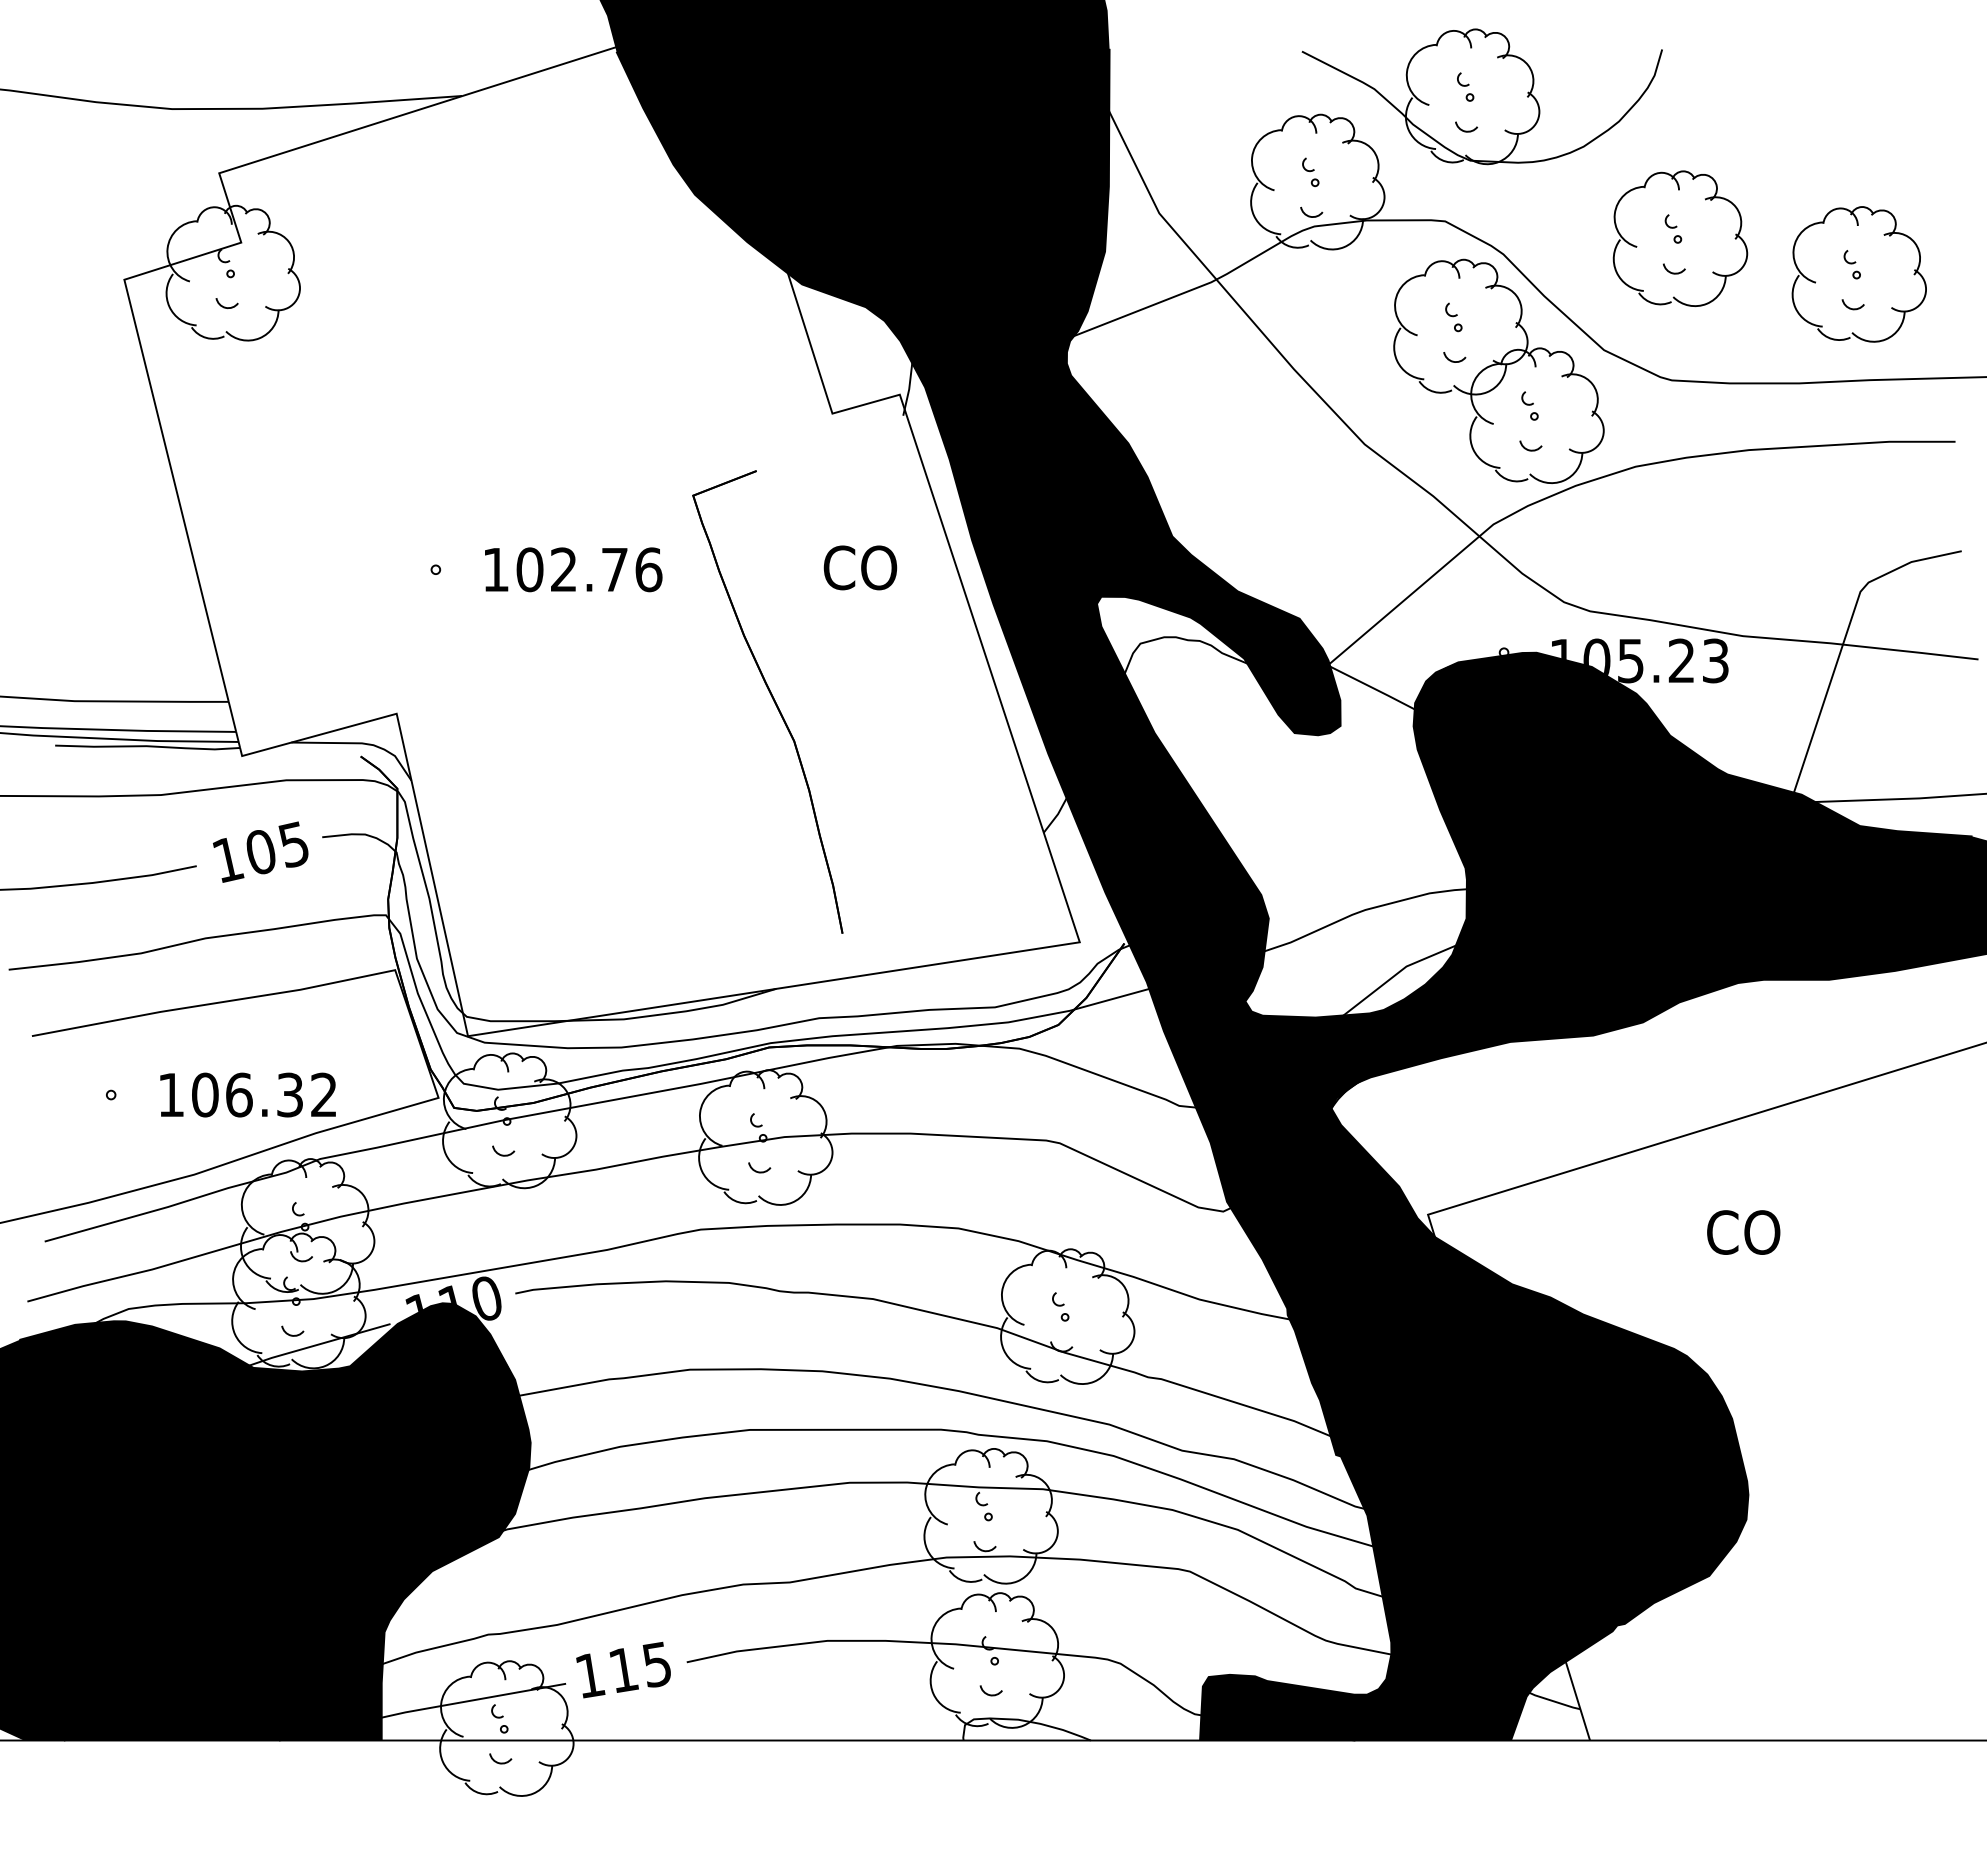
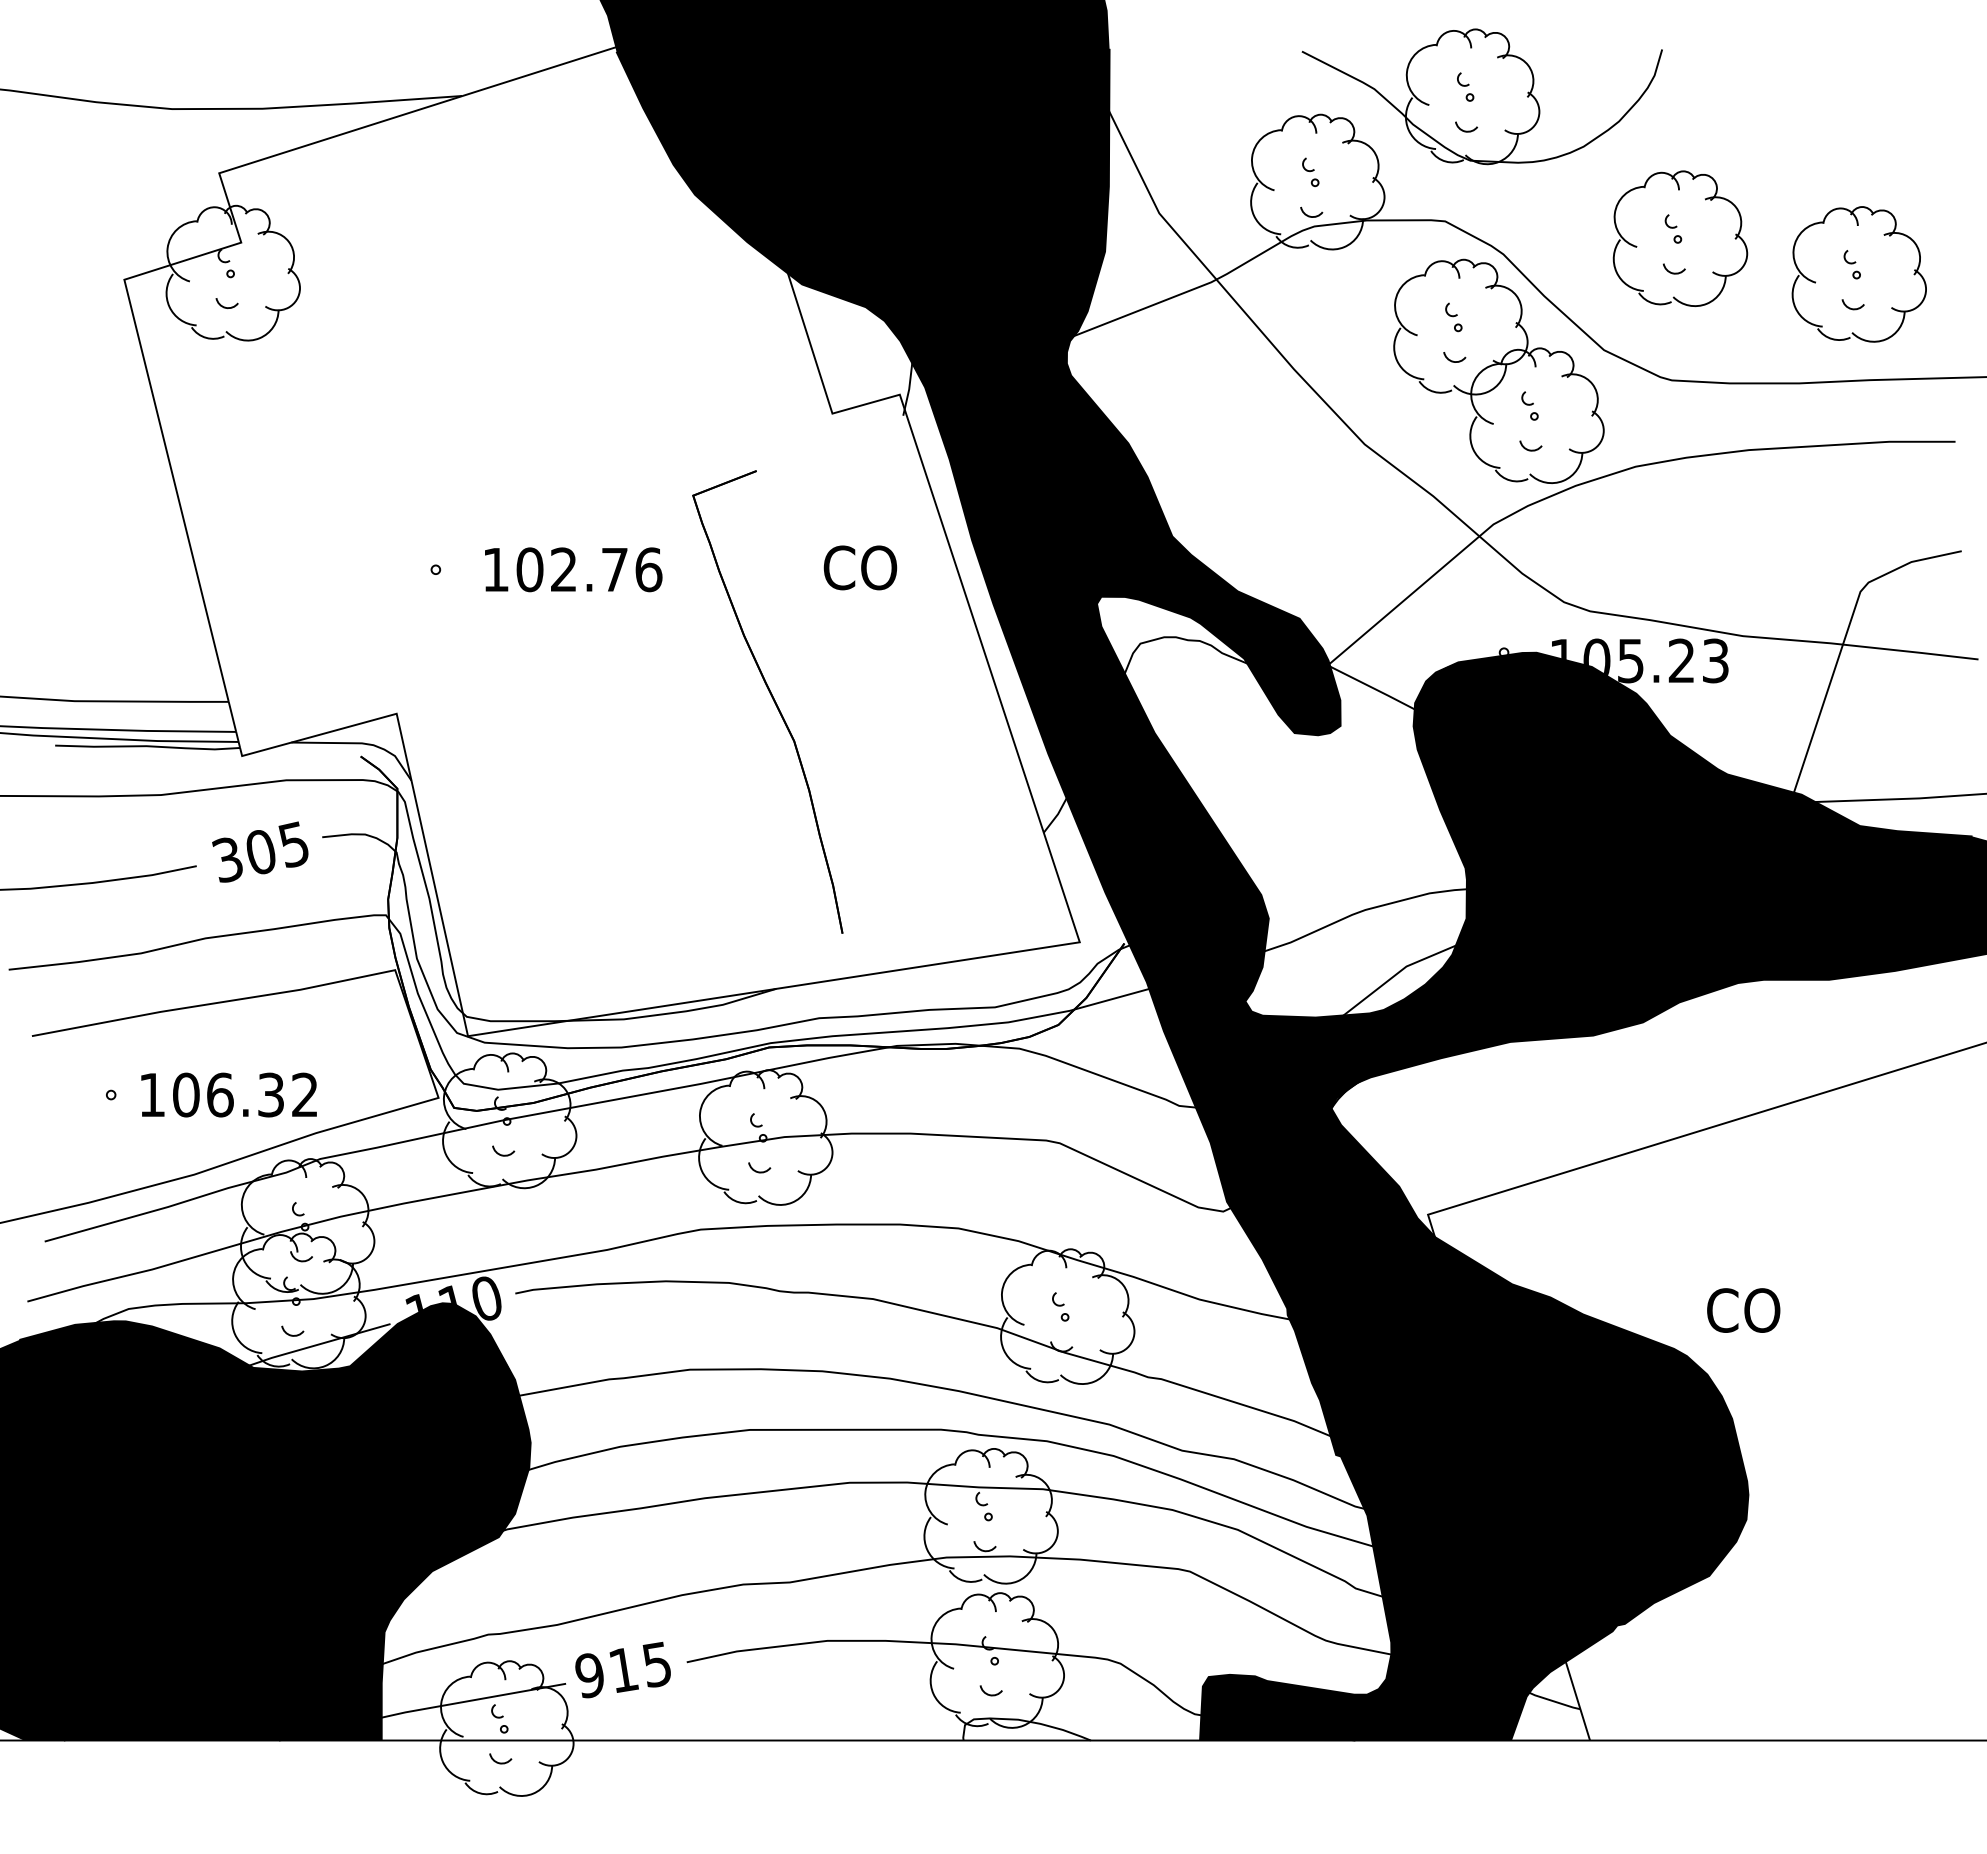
text: 105 -> 305 (228, 859)
text position: (247, 1094) -> (228, 1094) (228, 1094)
text position: (1743, 1232) -> (1743, 1310) (1743, 1310)
text: 115 -> 915 (590, 1675)
